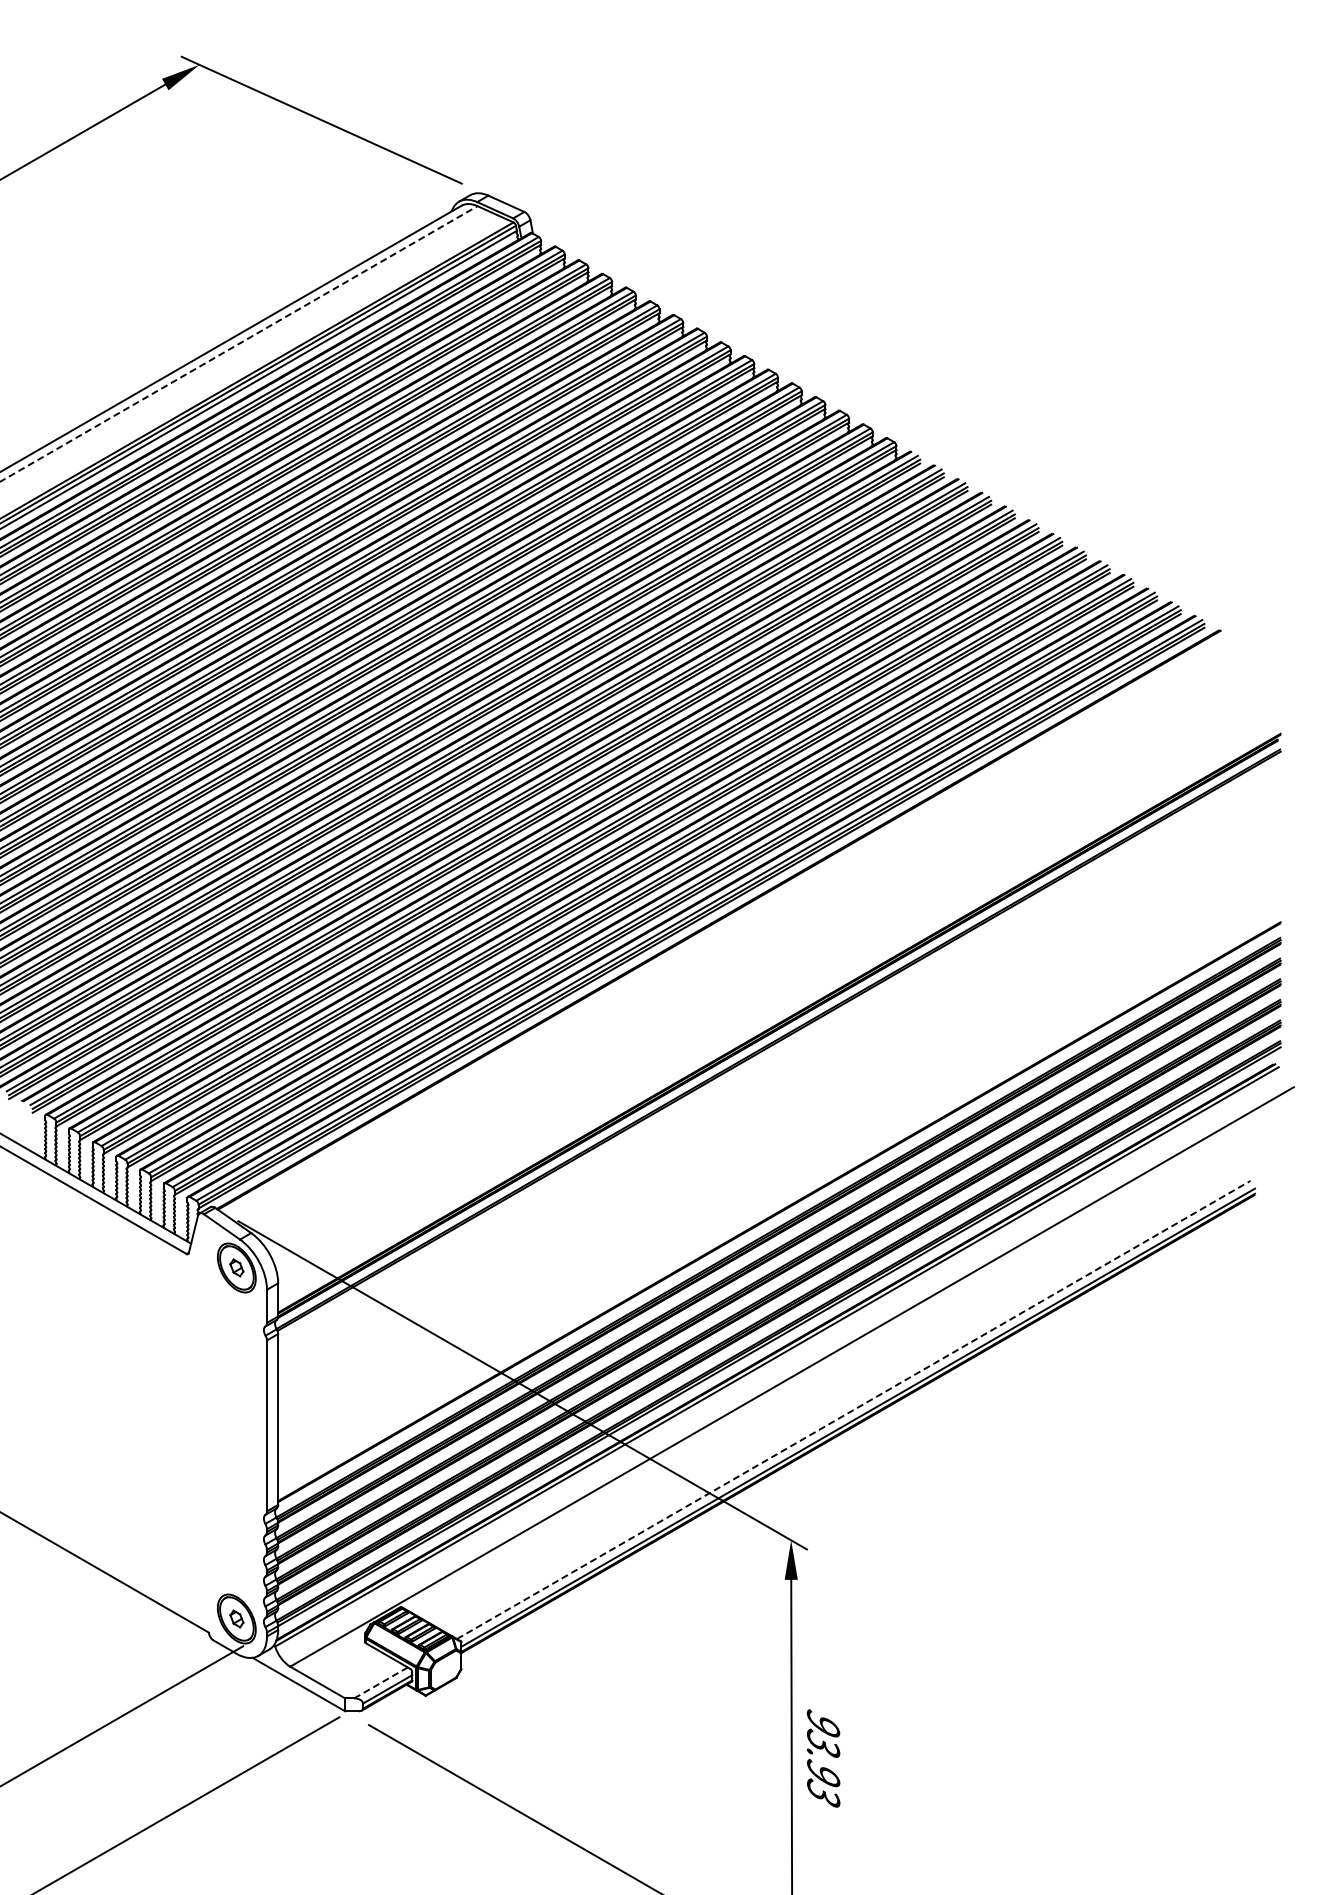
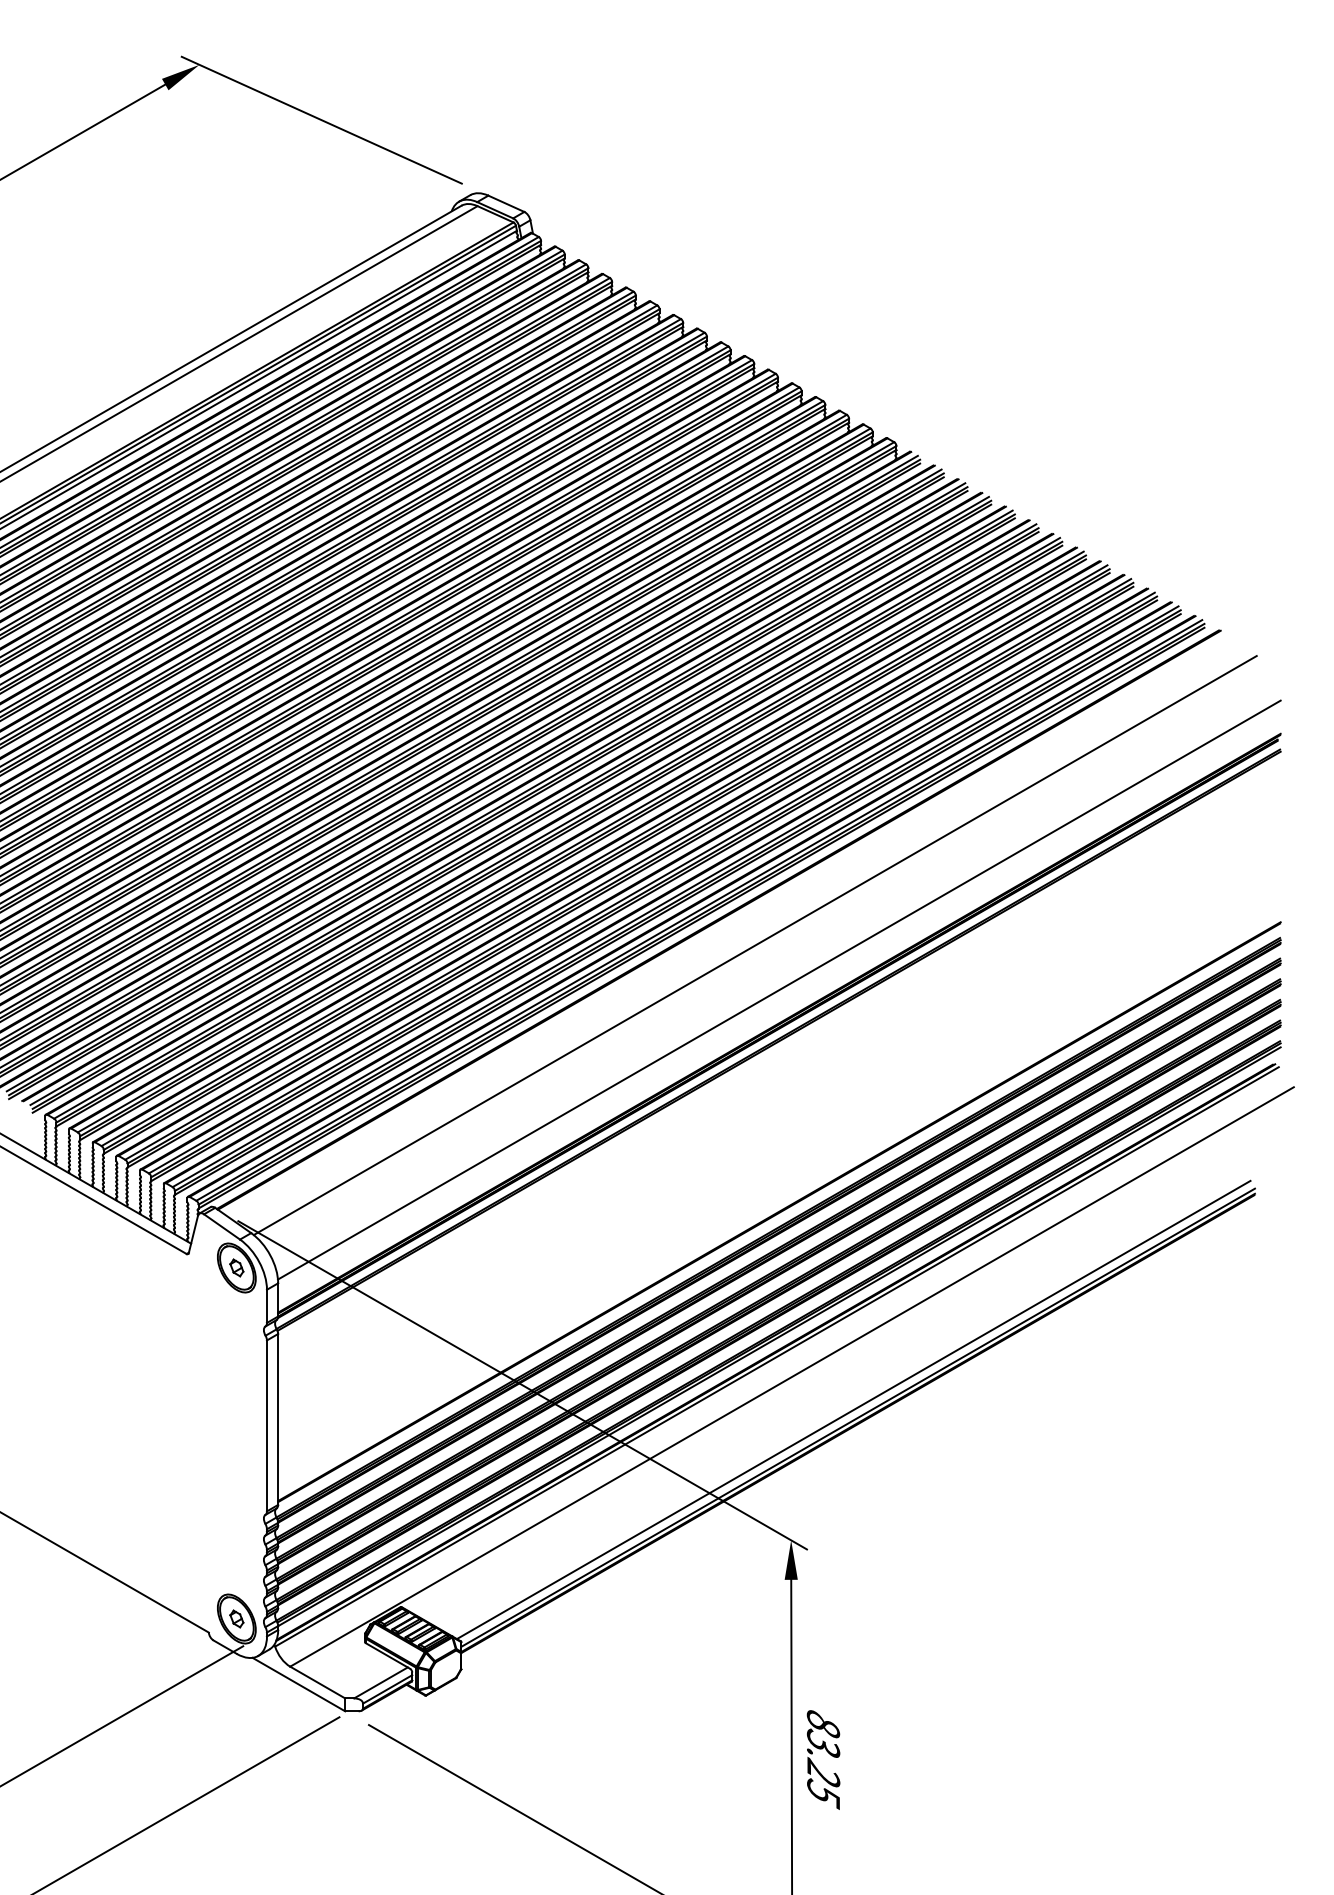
line: dashed -> solid (239, 343)
line: none -> present (754, 945)
line: none -> present (779, 989)
line: dashed -> solid (854, 1409)
line: dashed -> solid (380, 1682)
text: 93.93 -> 83.25 (823, 1759)
